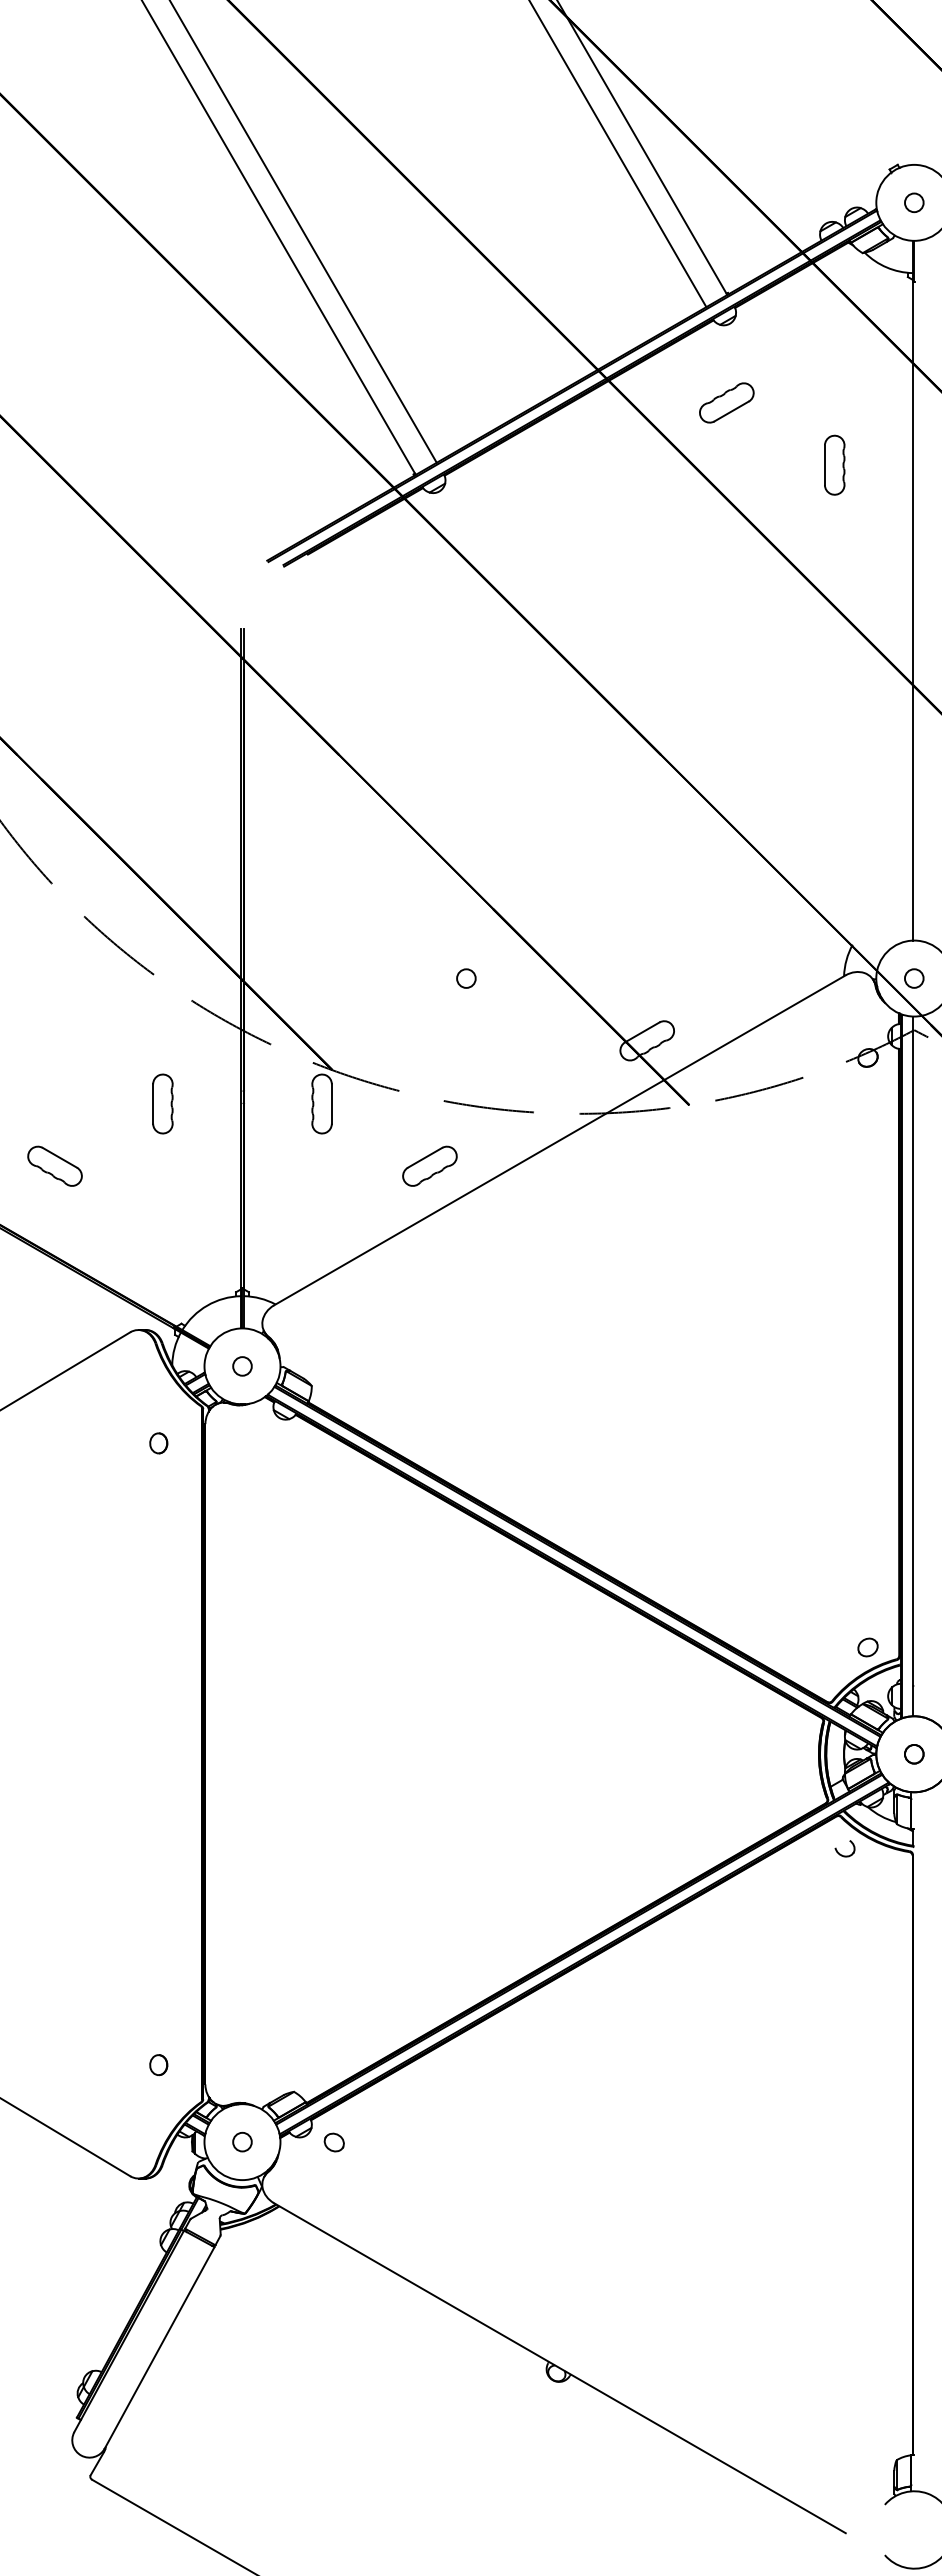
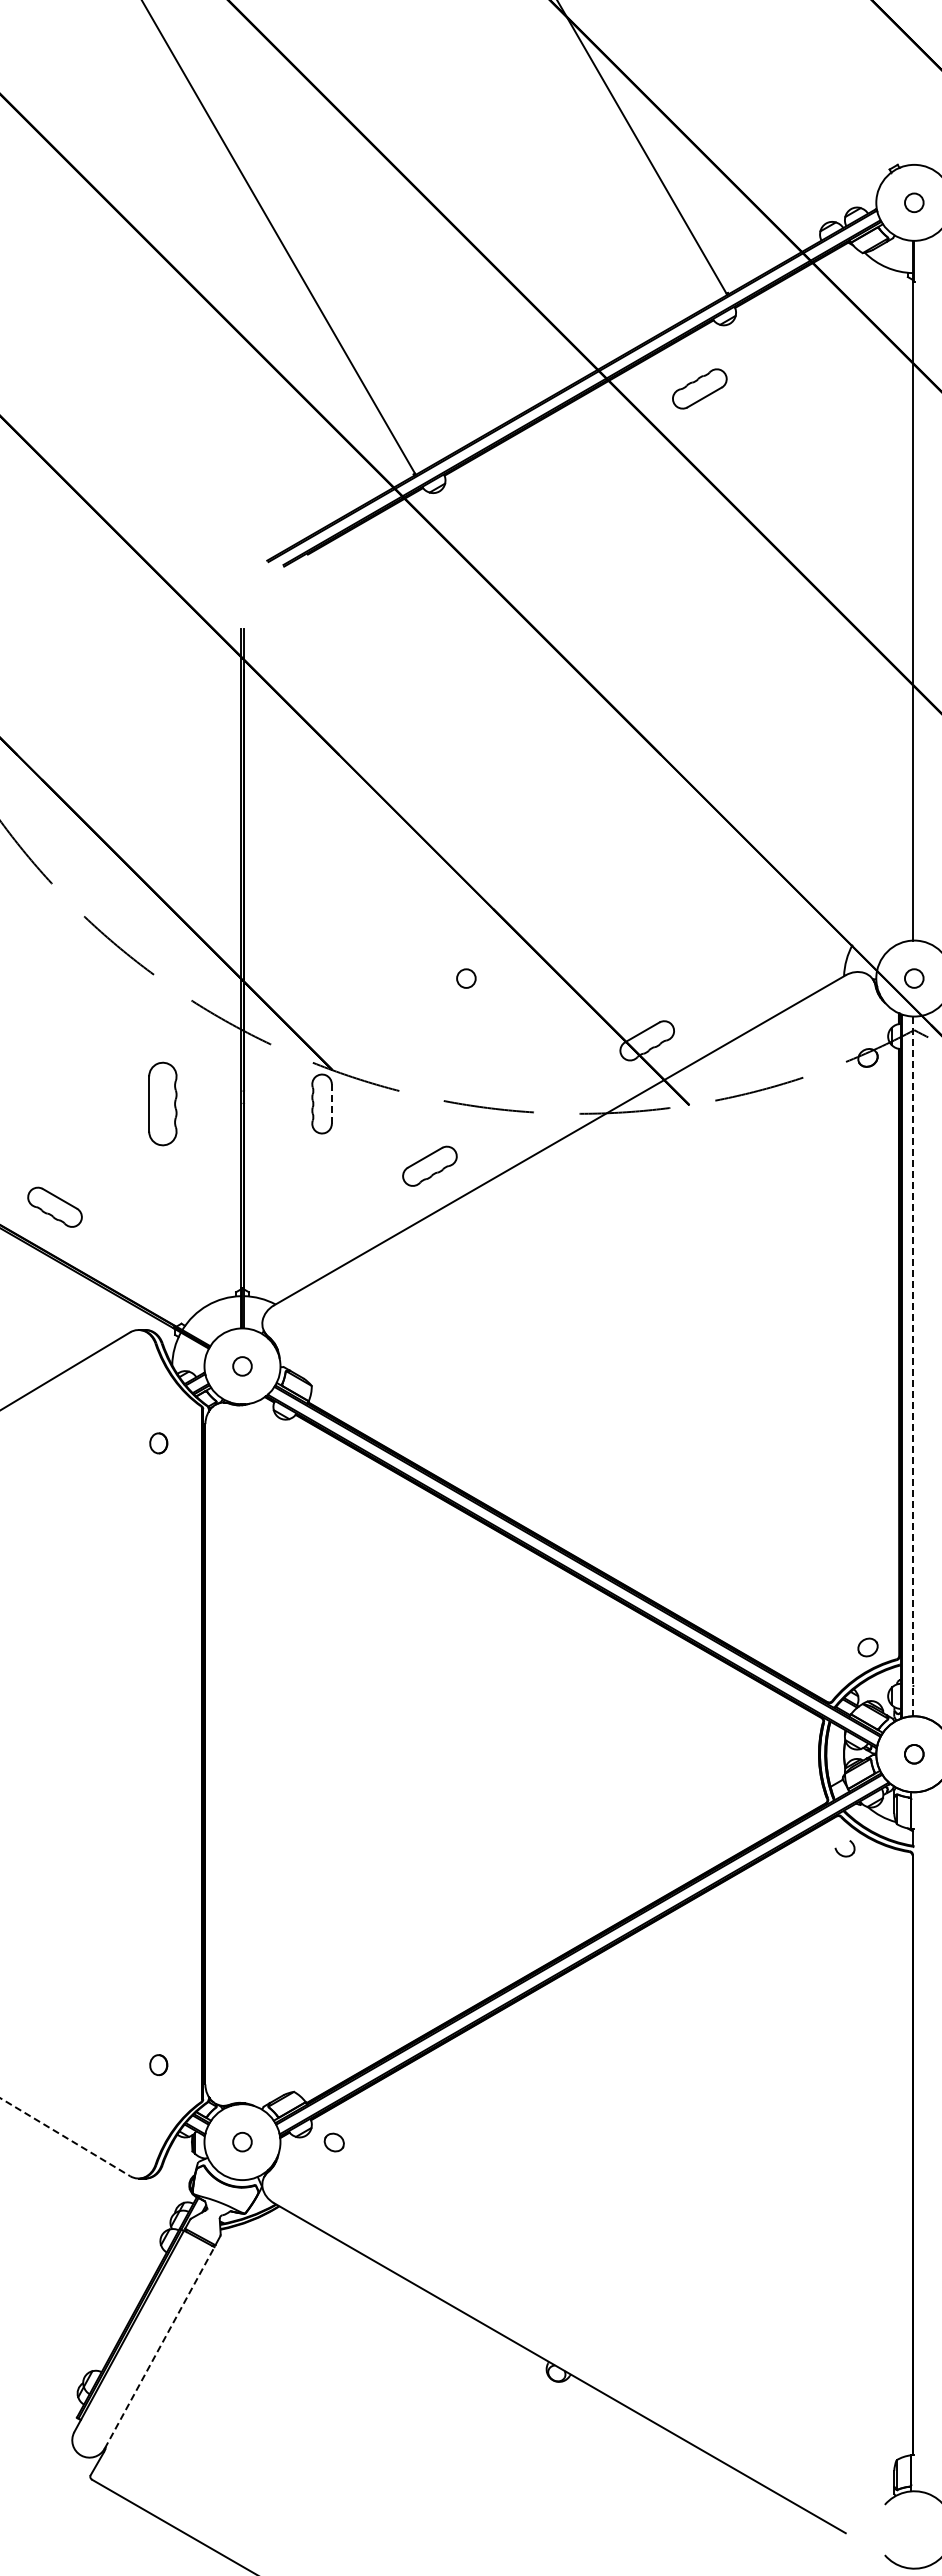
line: present -> none (618, 154)
line: present -> none (303, 232)
part position: (726, 402) -> (699, 388) (699, 388)
part: present -> none (834, 464)
part size: 22x62 px -> 30x86 px (162, 1103)
line: solid -> dashed (331, 1104)
part position: (54, 1165) -> (54, 1206) (54, 1206)
line: solid -> dashed (912, 1366)
line: solid -> dashed (65, 2137)
line: solid -> dashed (159, 2347)
